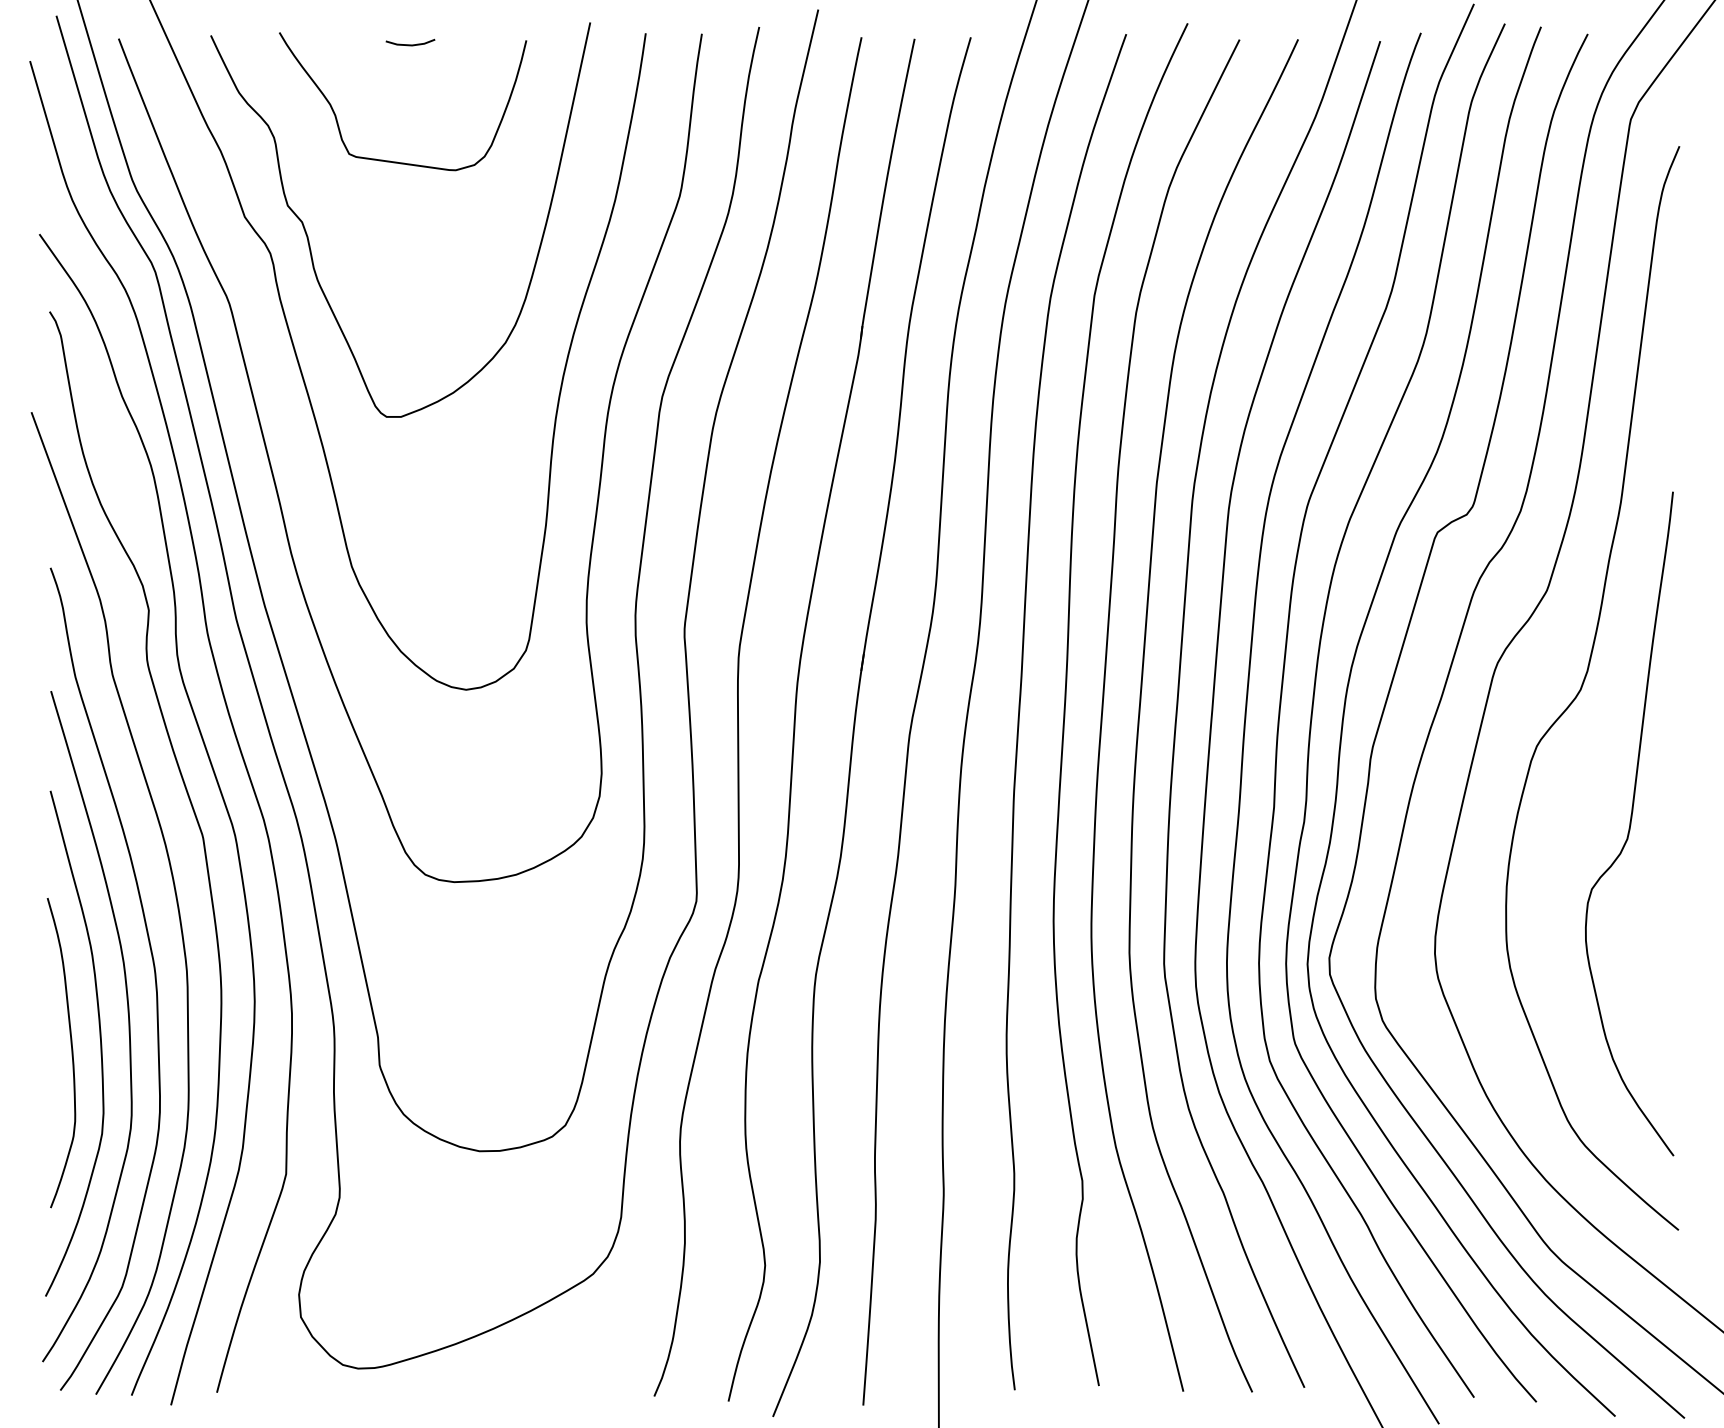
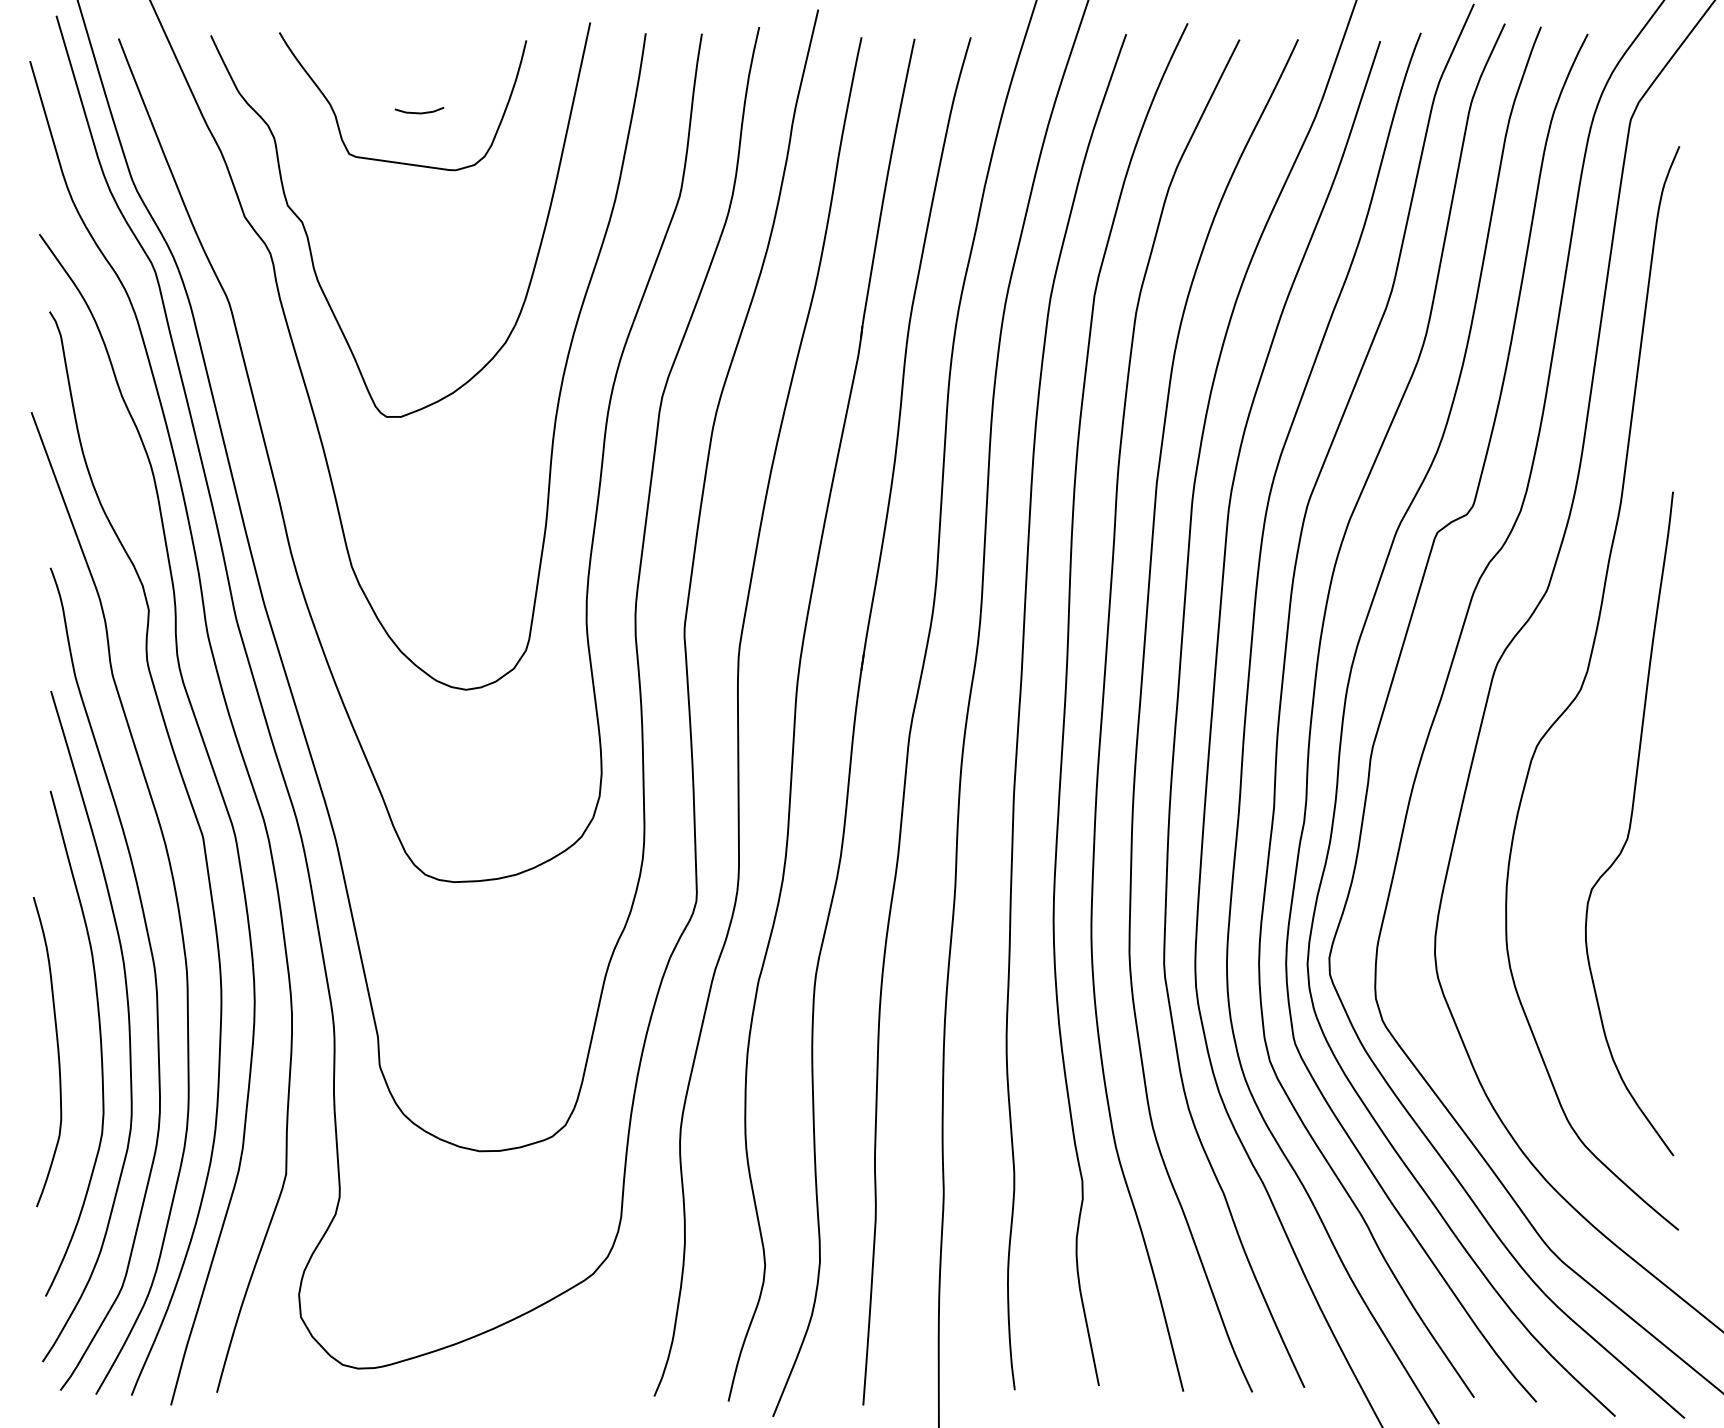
line position: (410, 44) -> (419, 112) (419, 112)
curve position: (71, 1053) -> (57, 1052) (57, 1052)
